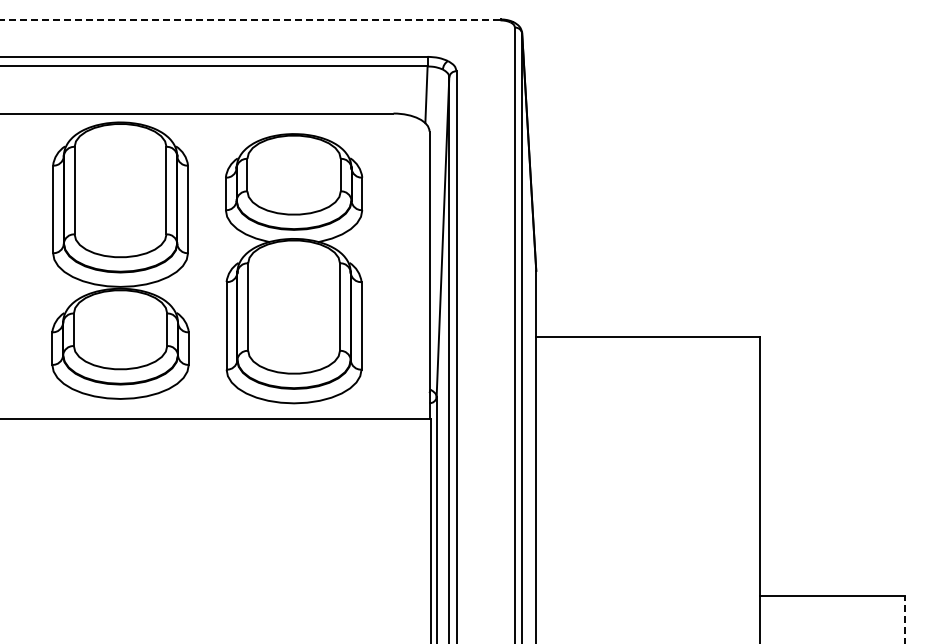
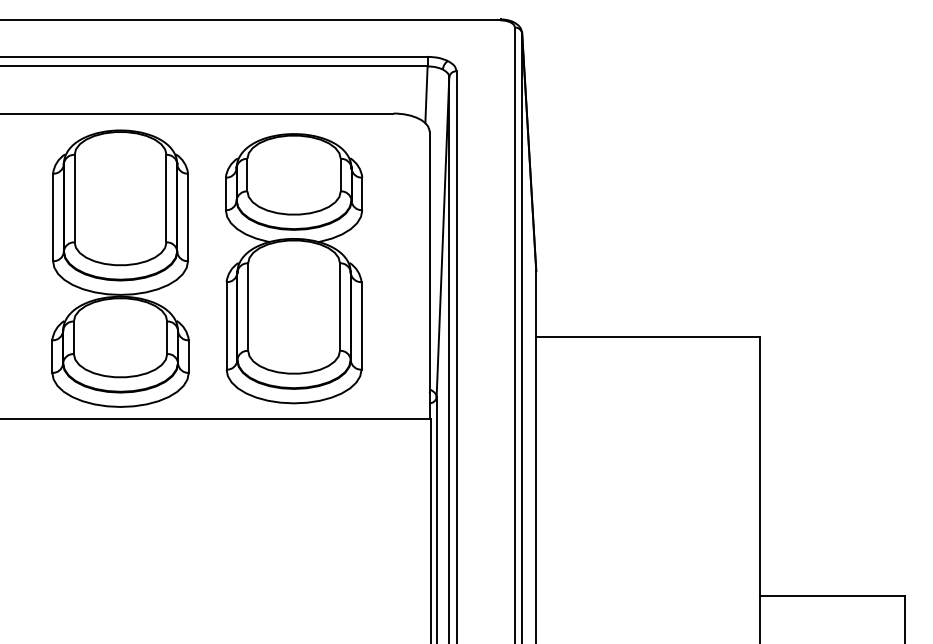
line: dashed -> solid (250, 20)
part position: (120, 260) -> (120, 268) (120, 268)
line: dashed -> solid (905, 619)
